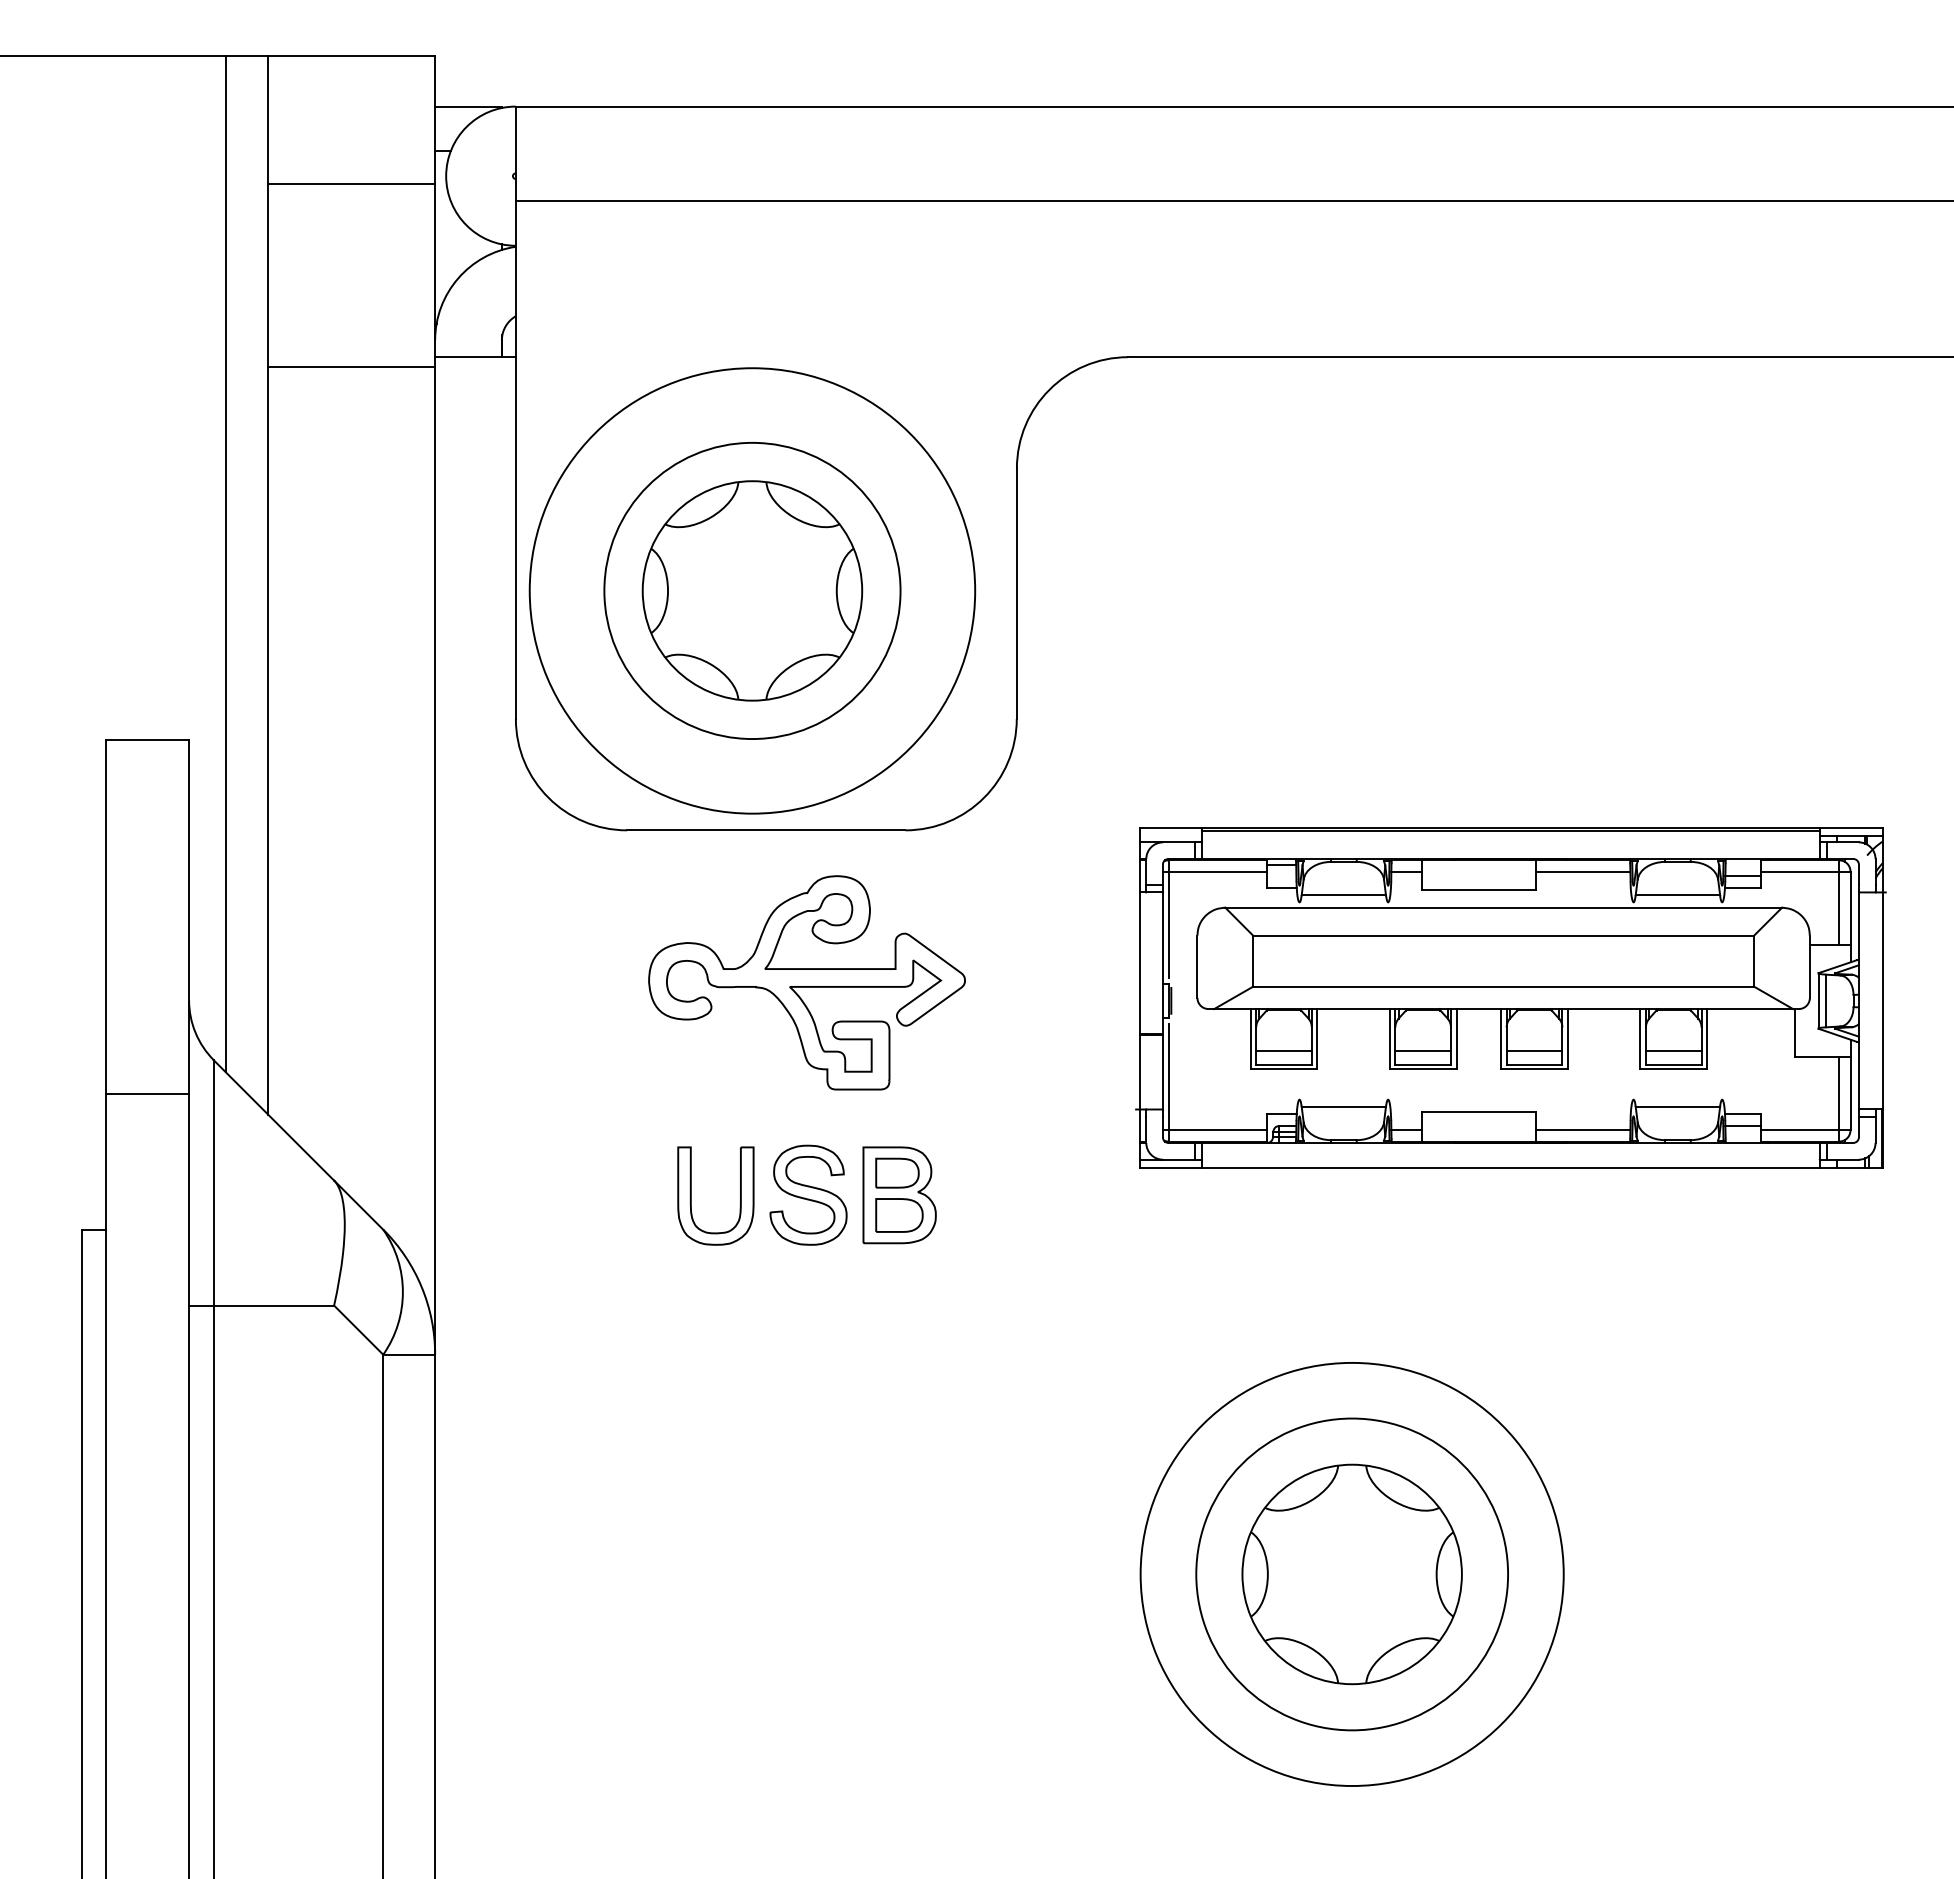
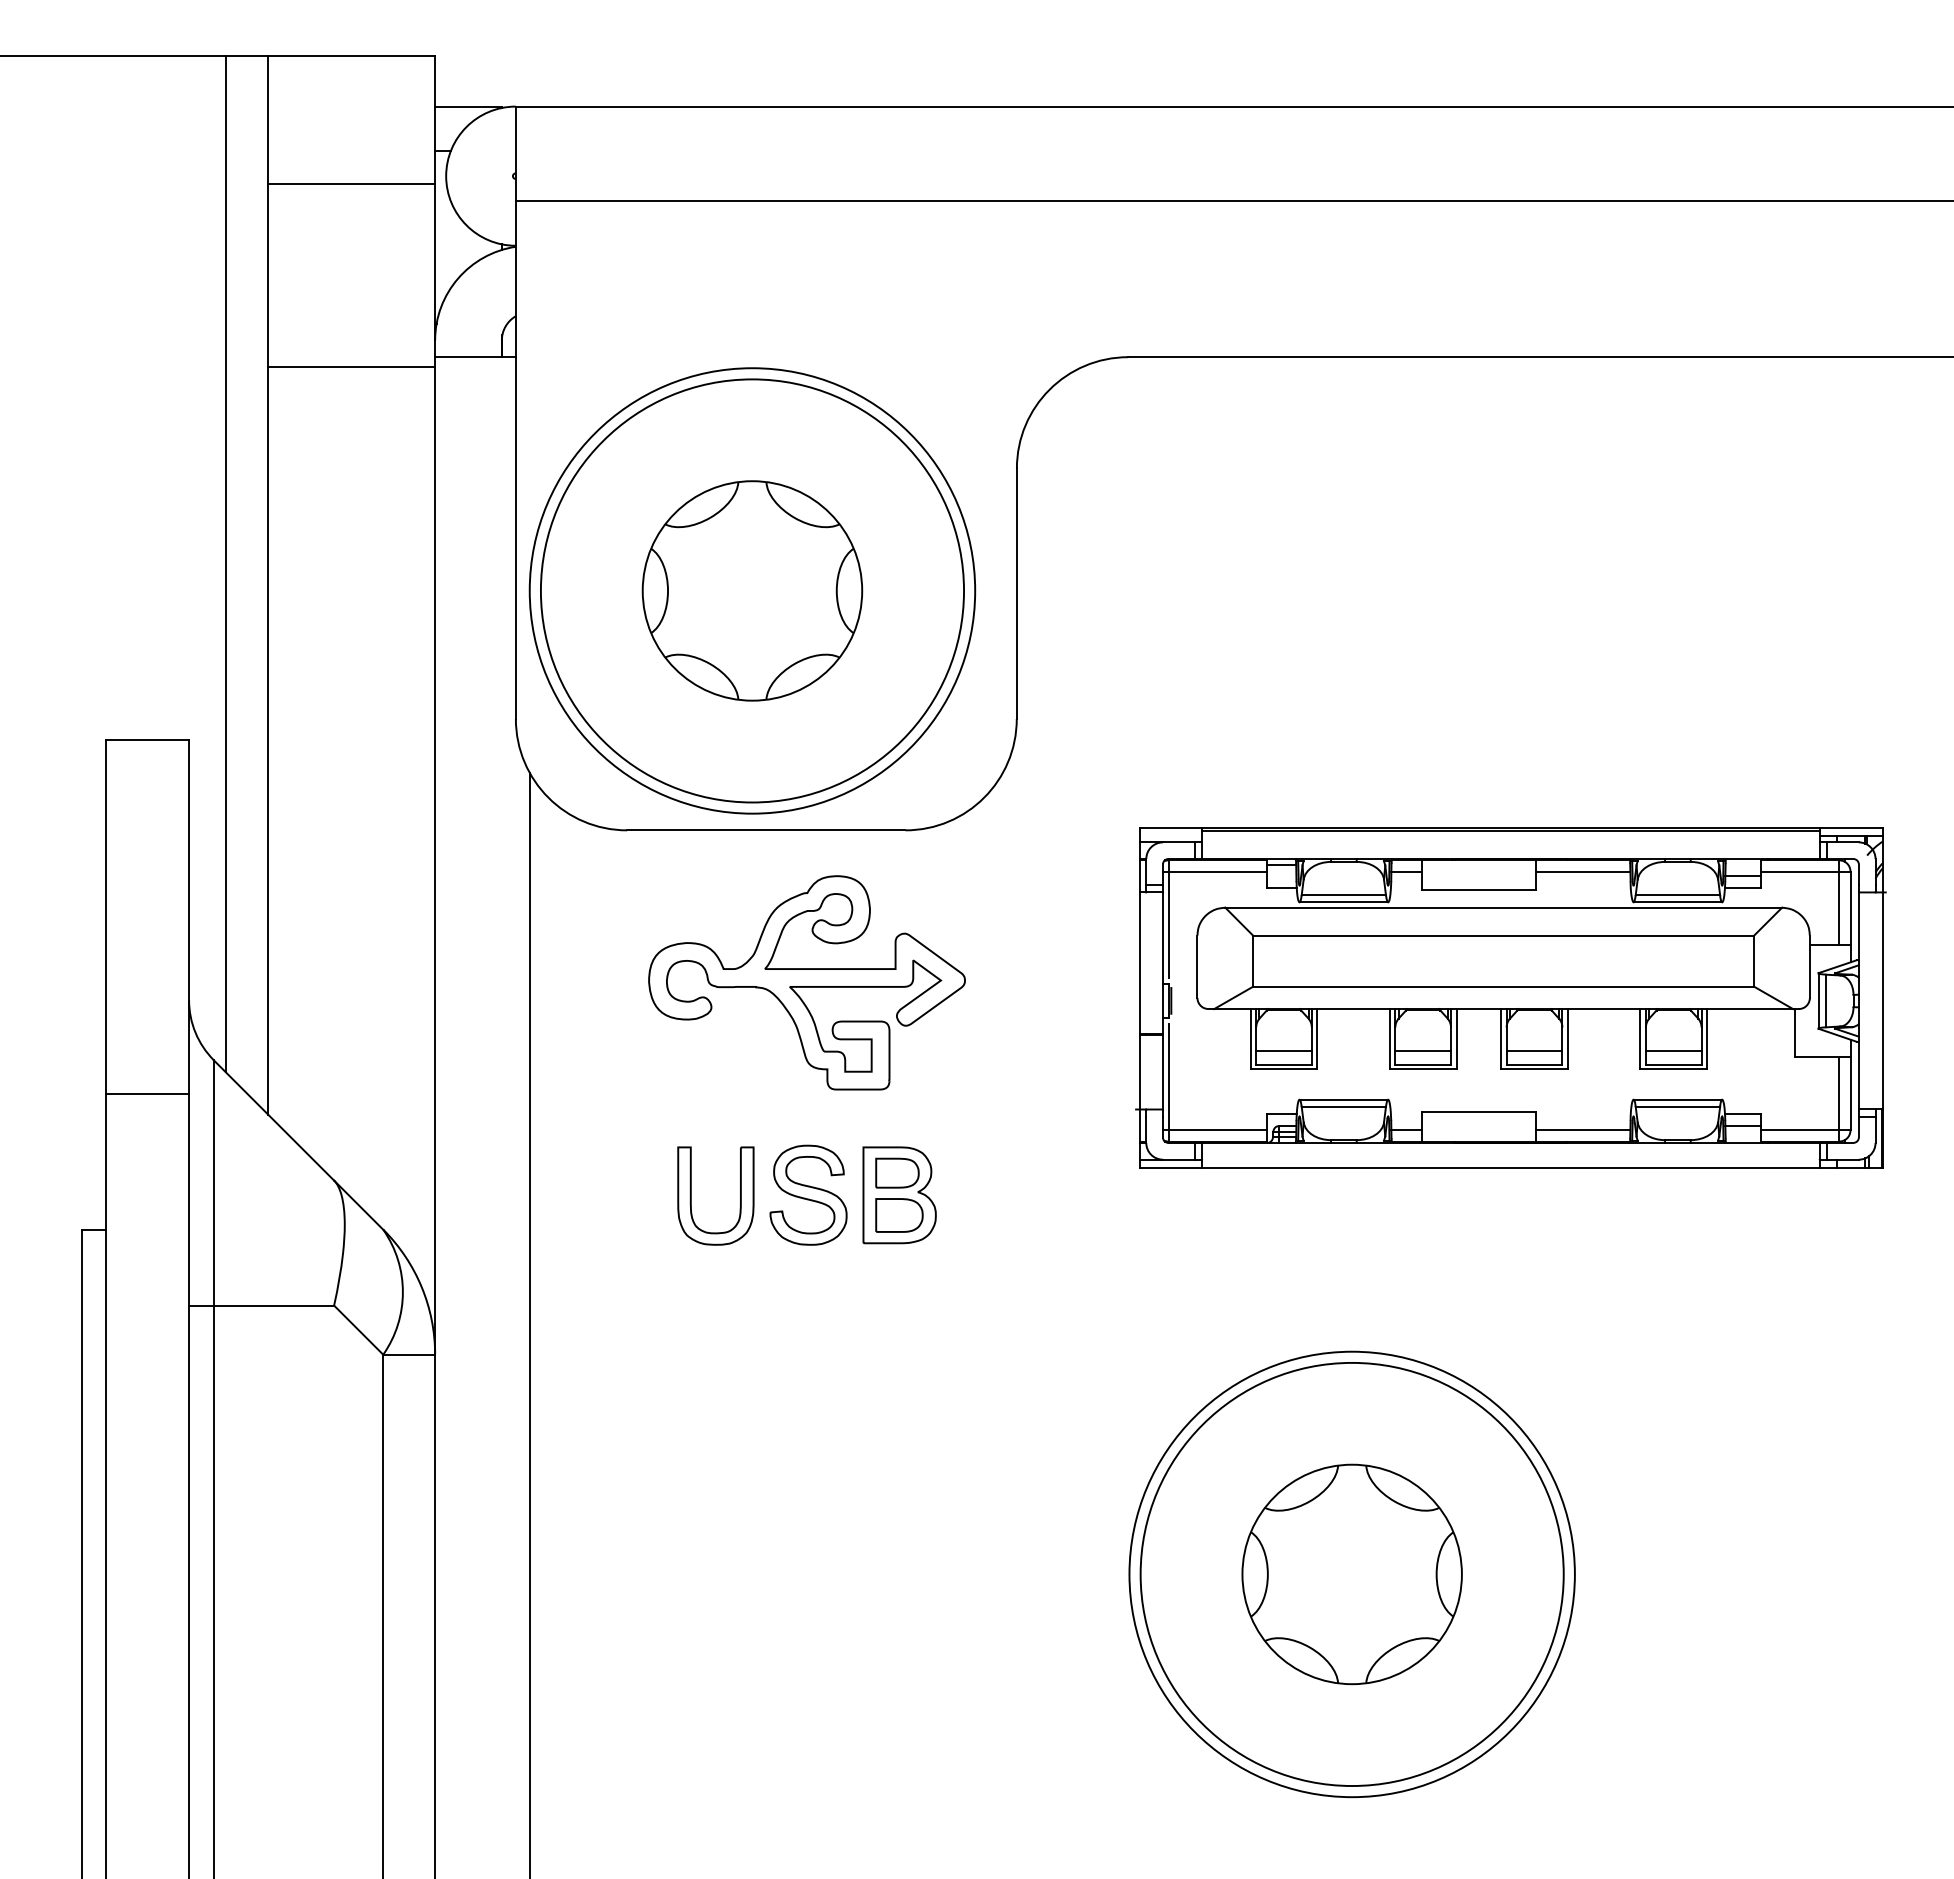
circle diameter: 296 px -> 423 px (752, 590)
line: none -> present (1343, 902)
line: none -> present (1677, 902)
line: none -> present (1343, 1099)
line: none -> present (1677, 1099)
line: none -> present (529, 1323)
circle diameter: 312 px -> 445 px (1351, 1574)
